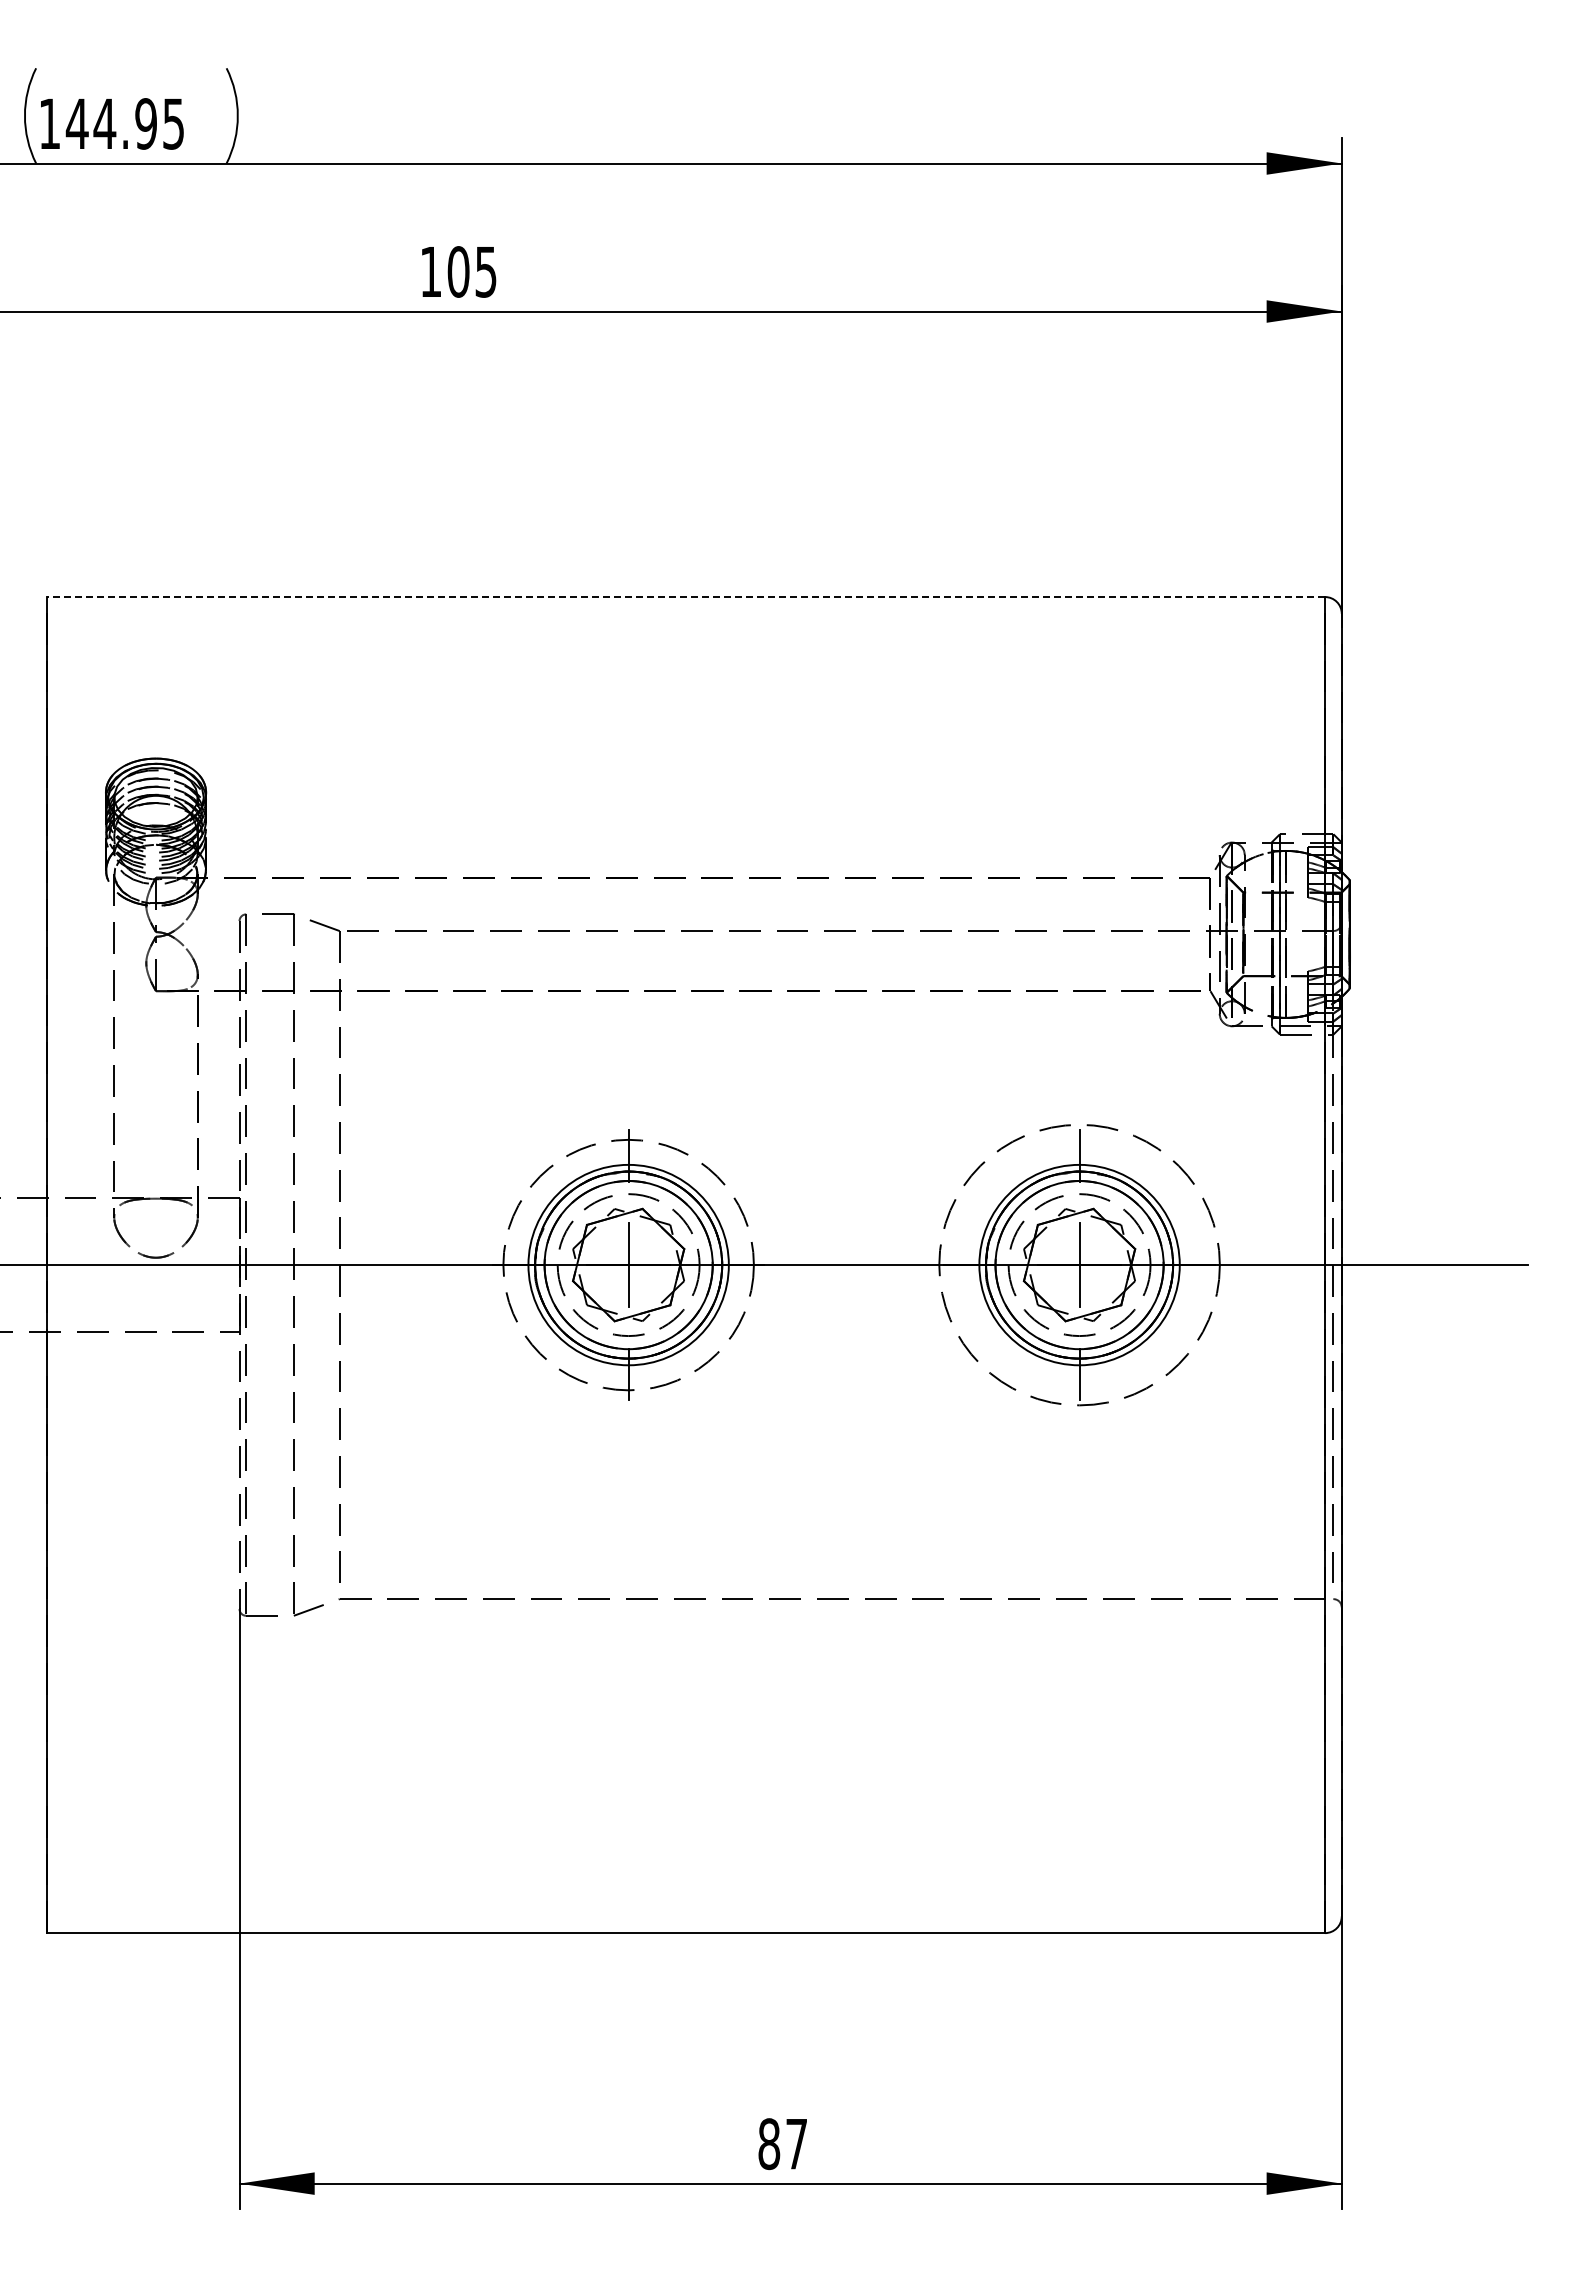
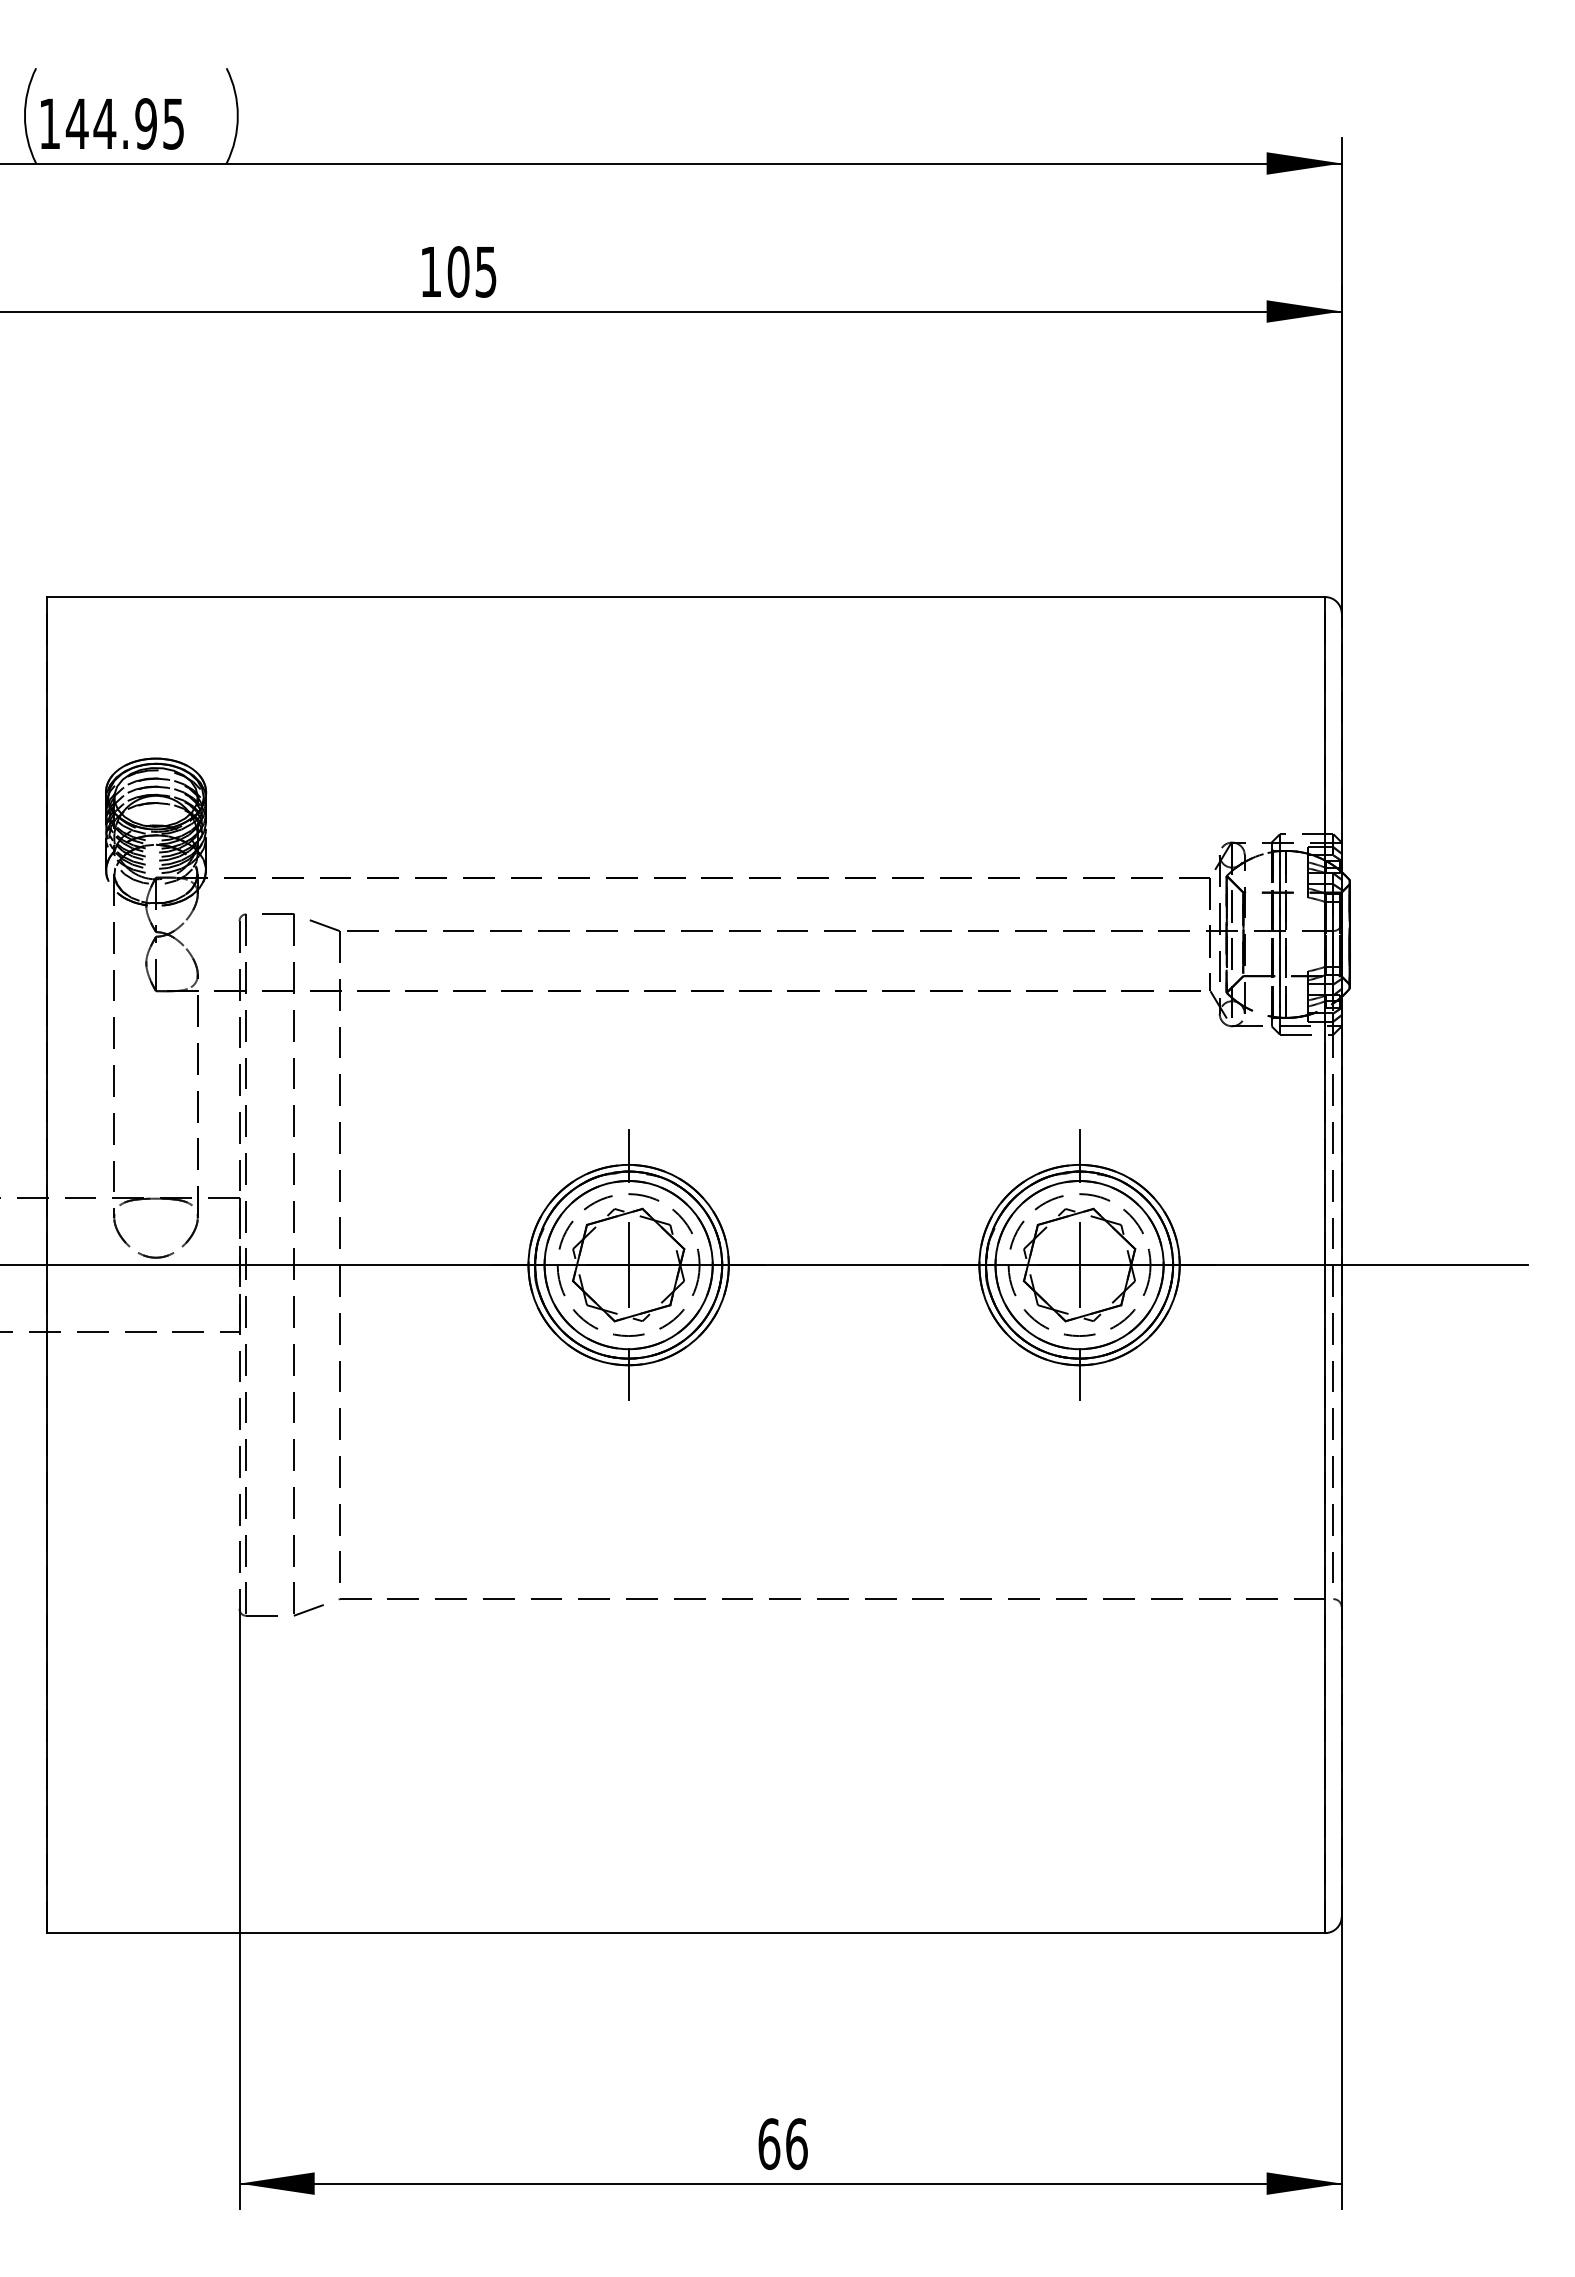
line: dashed -> solid (686, 597)
circle diameter: 251 px -> 200 px (628, 1264)
circle diameter: 281 px -> 200 px (1079, 1264)
text: 87 -> 66 (782, 2144)
